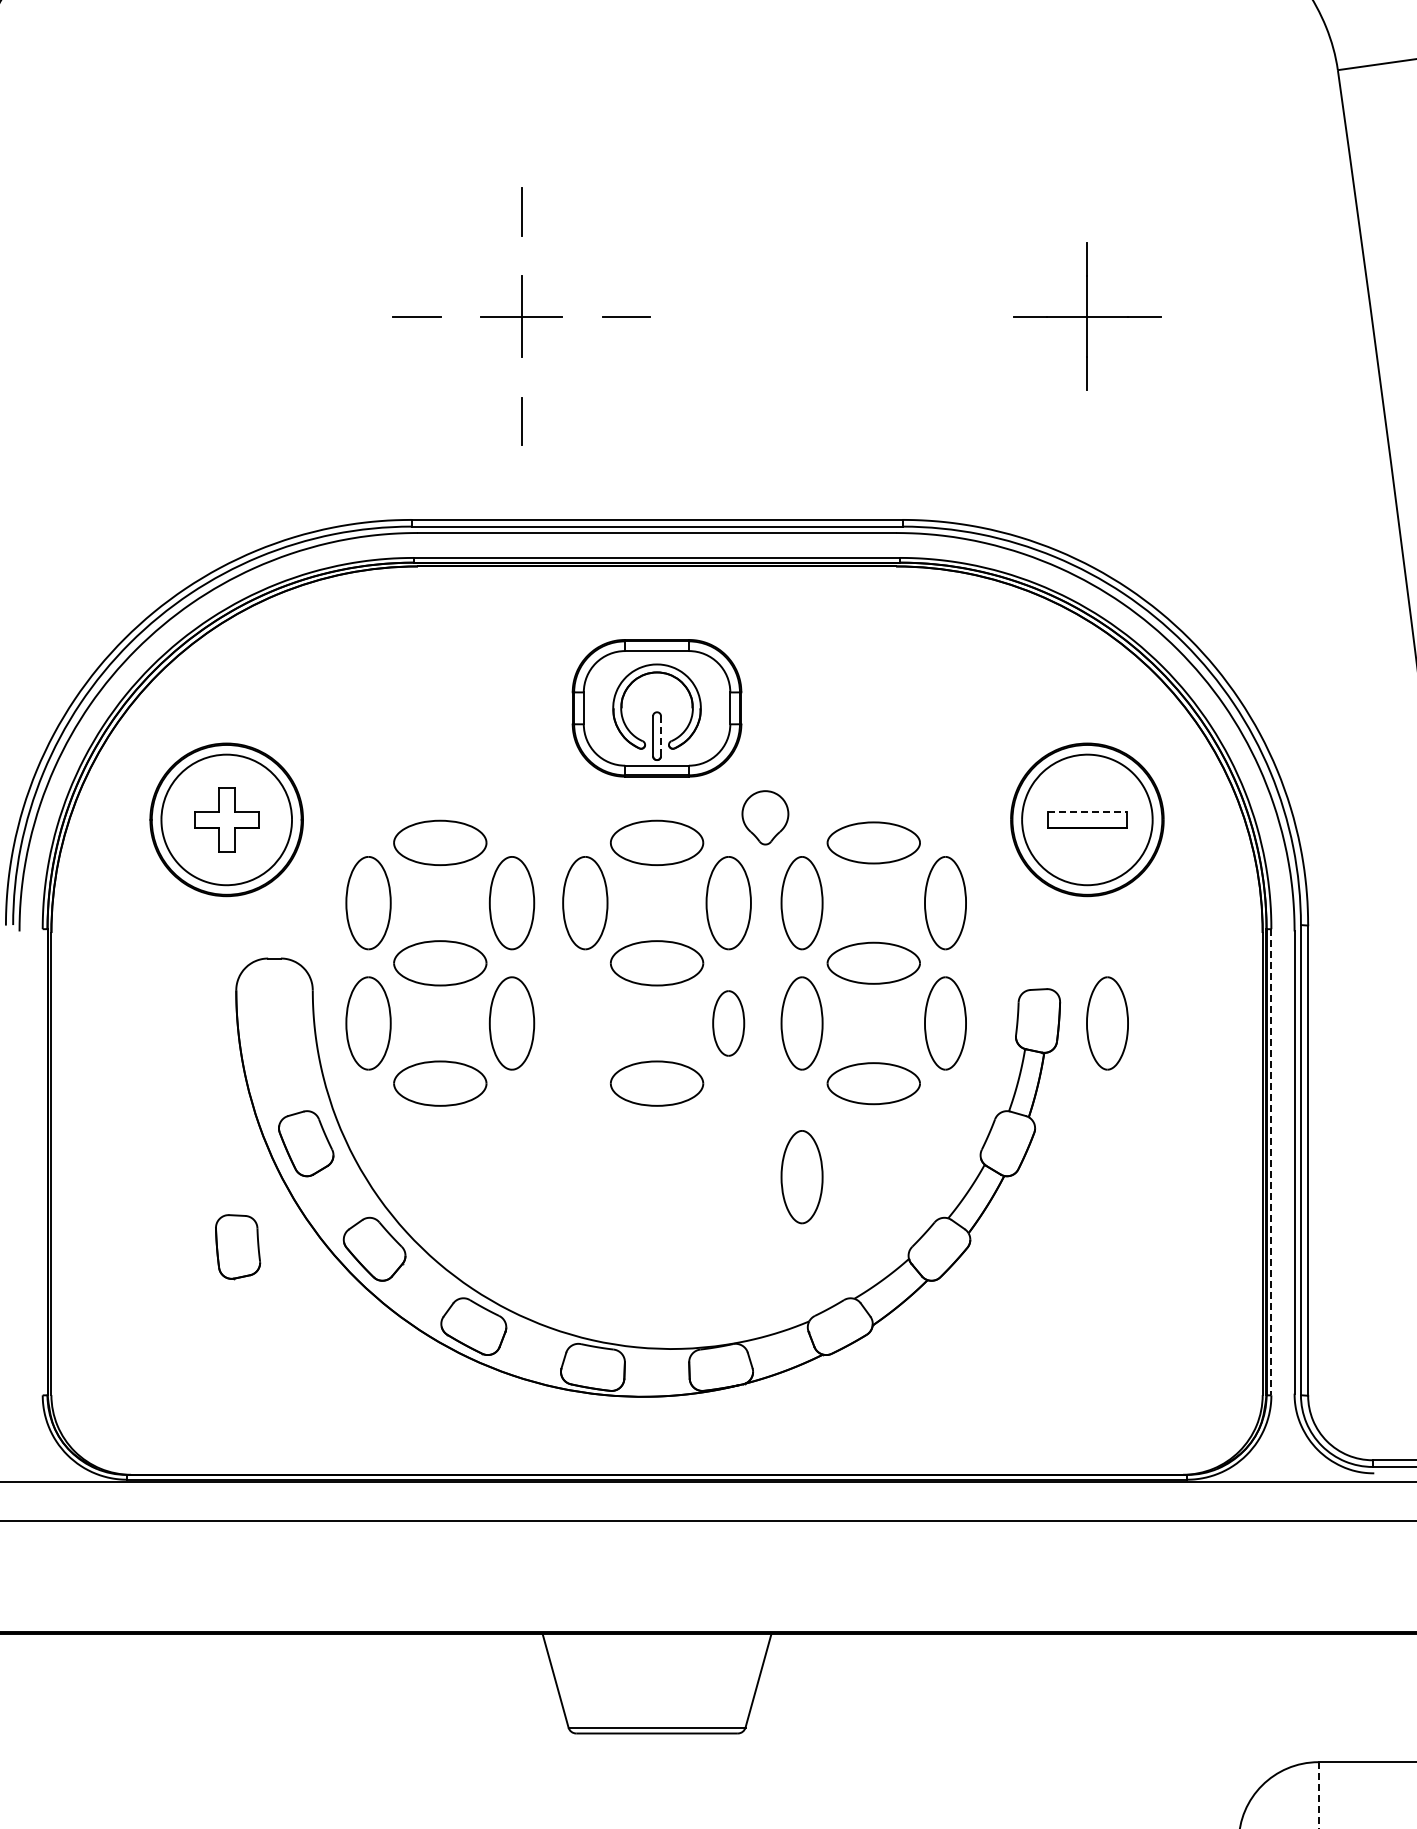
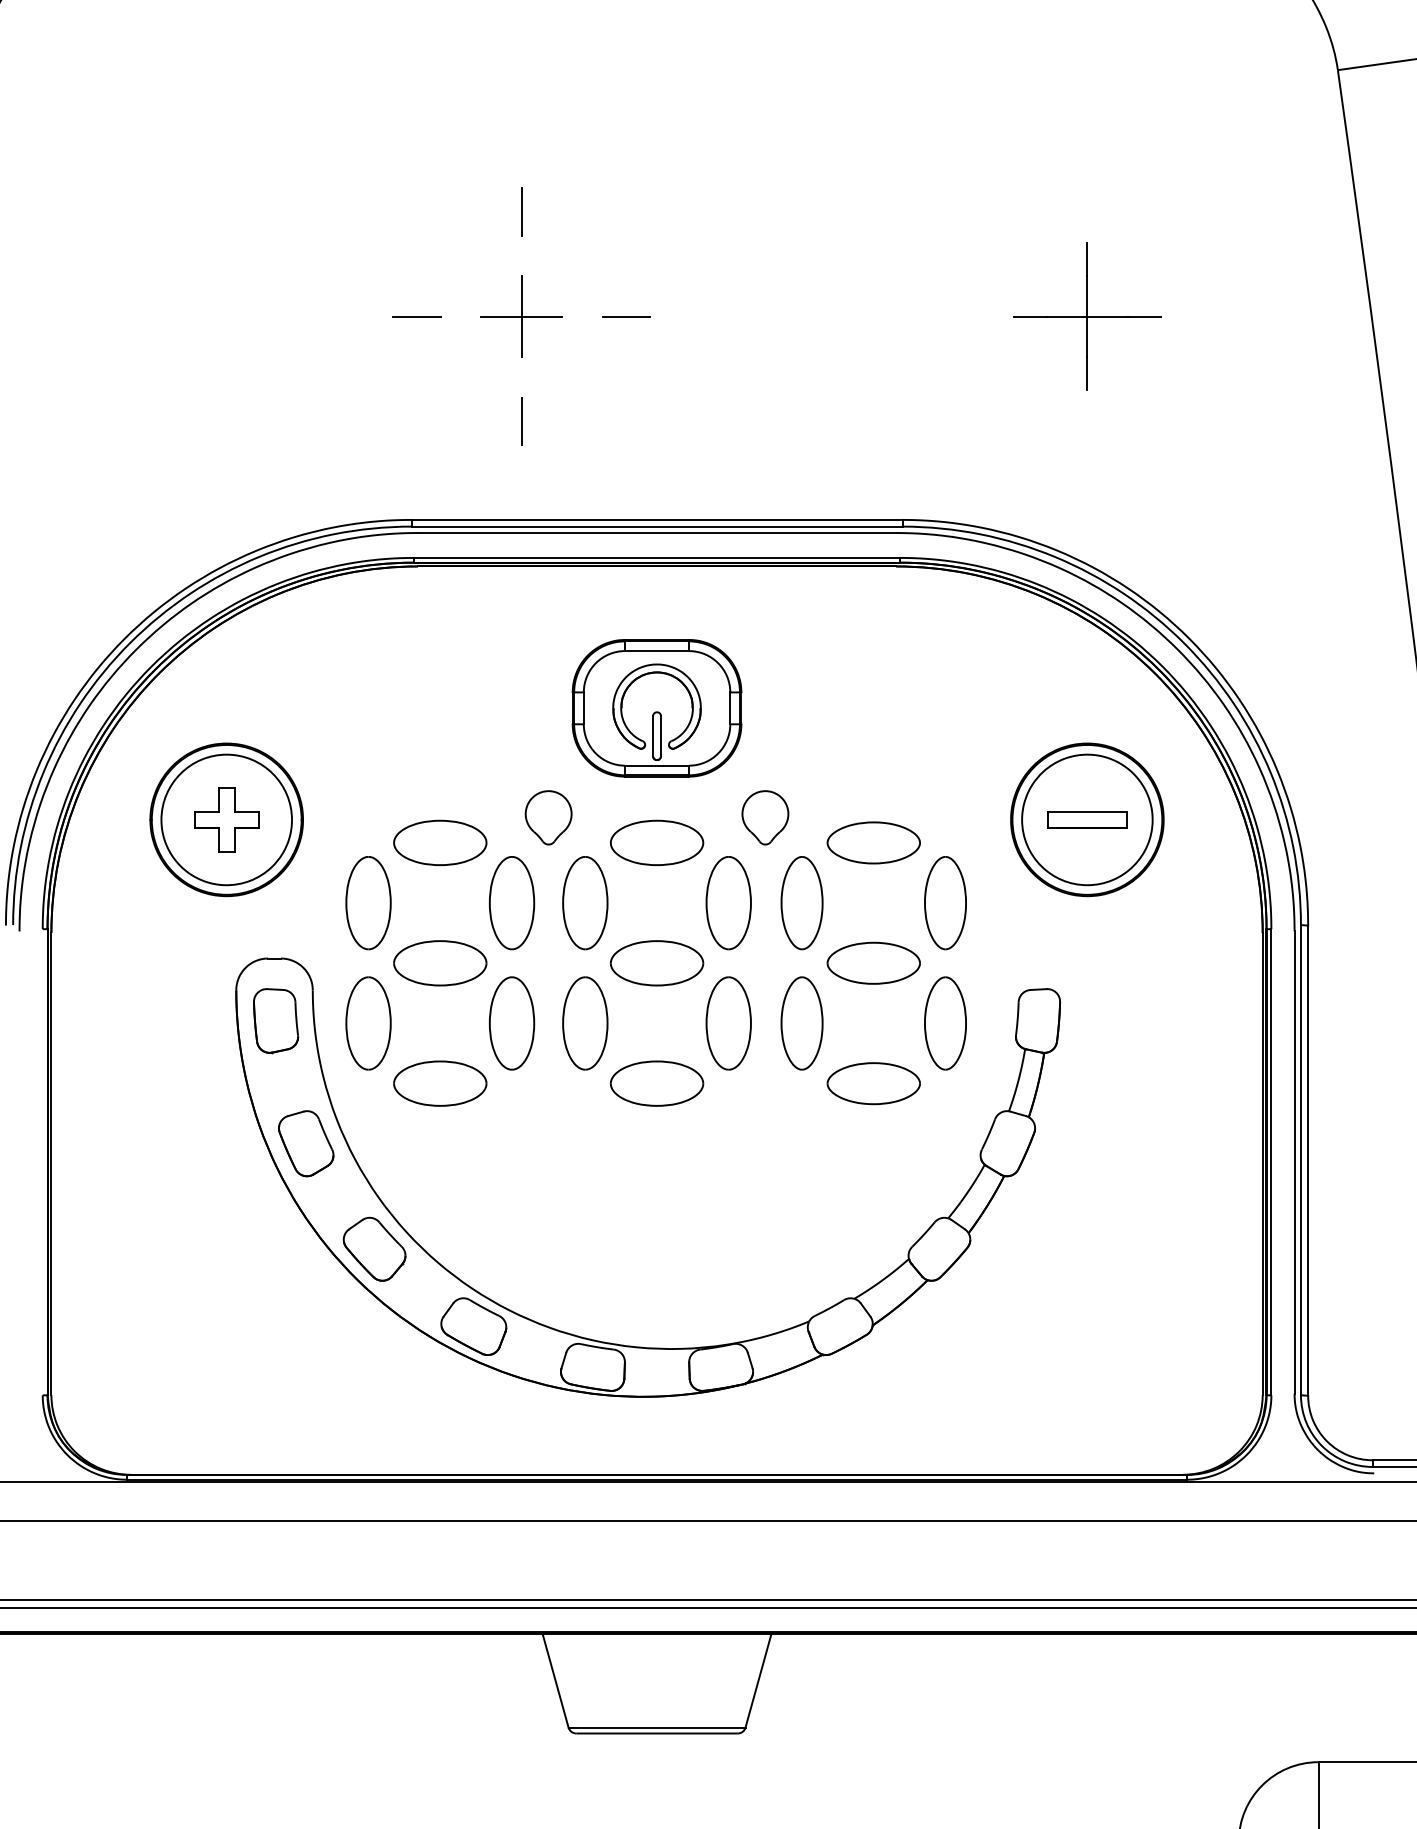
line: dashed -> solid (661, 736)
line: dashed -> solid (1087, 811)
part: none -> present (548, 817)
part: none -> present (585, 1023)
part size: 34x67 px -> 47x95 px (728, 1023)
part: present -> none (1107, 1023)
line: dashed -> solid (1271, 1162)
part: present -> none (801, 1177)
part position: (238, 1247) -> (276, 1021) (276, 1021)
line: none -> present (707, 1600)
line: none -> present (707, 1608)
line: dashed -> solid (1318, 1796)
